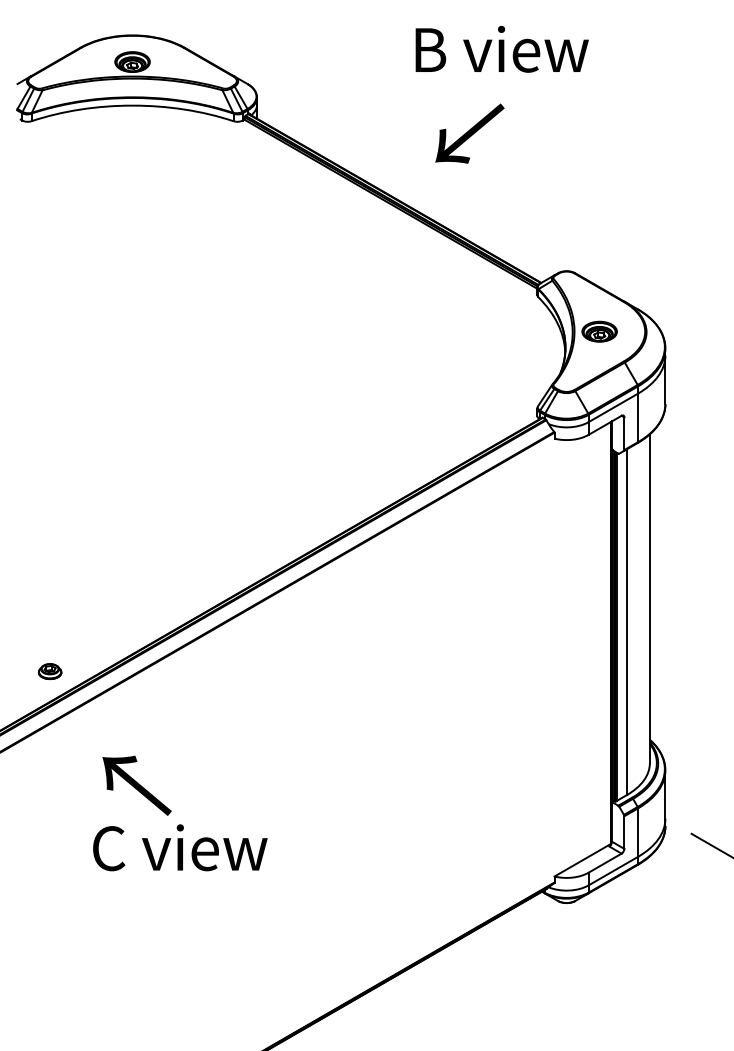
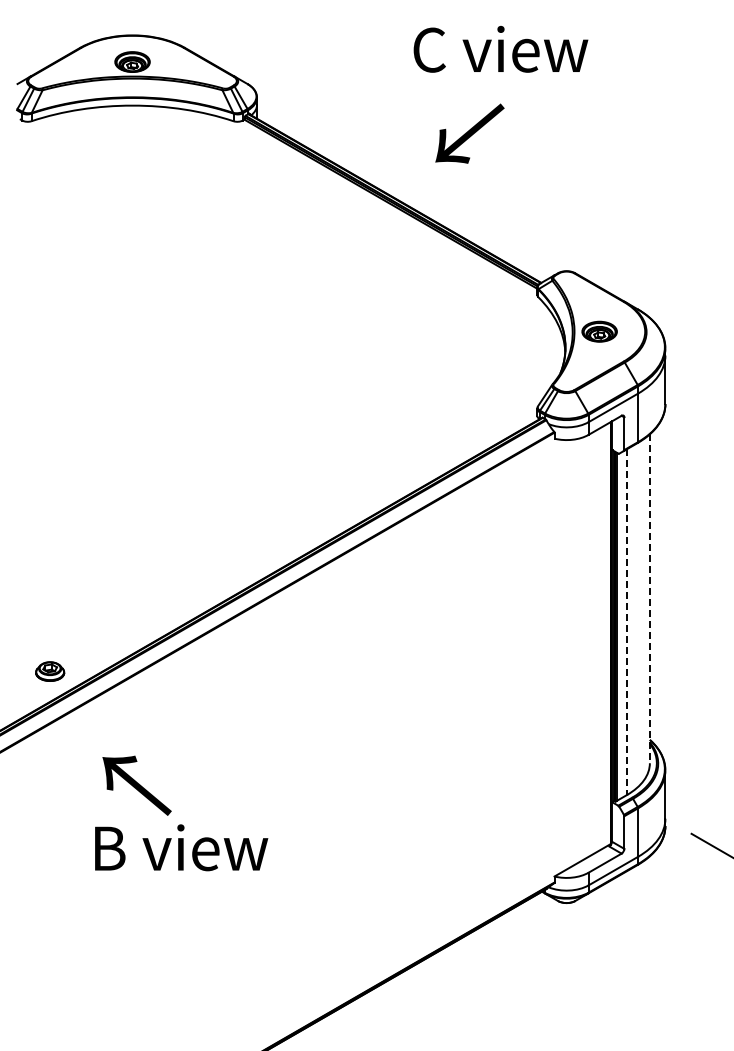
text: B view -> C view (500, 49)
line: solid -> dashed (649, 599)
line: solid -> dashed (627, 622)
part size: 26x17 px -> 31x21 px (50, 671)
text: C view -> B view (180, 847)
